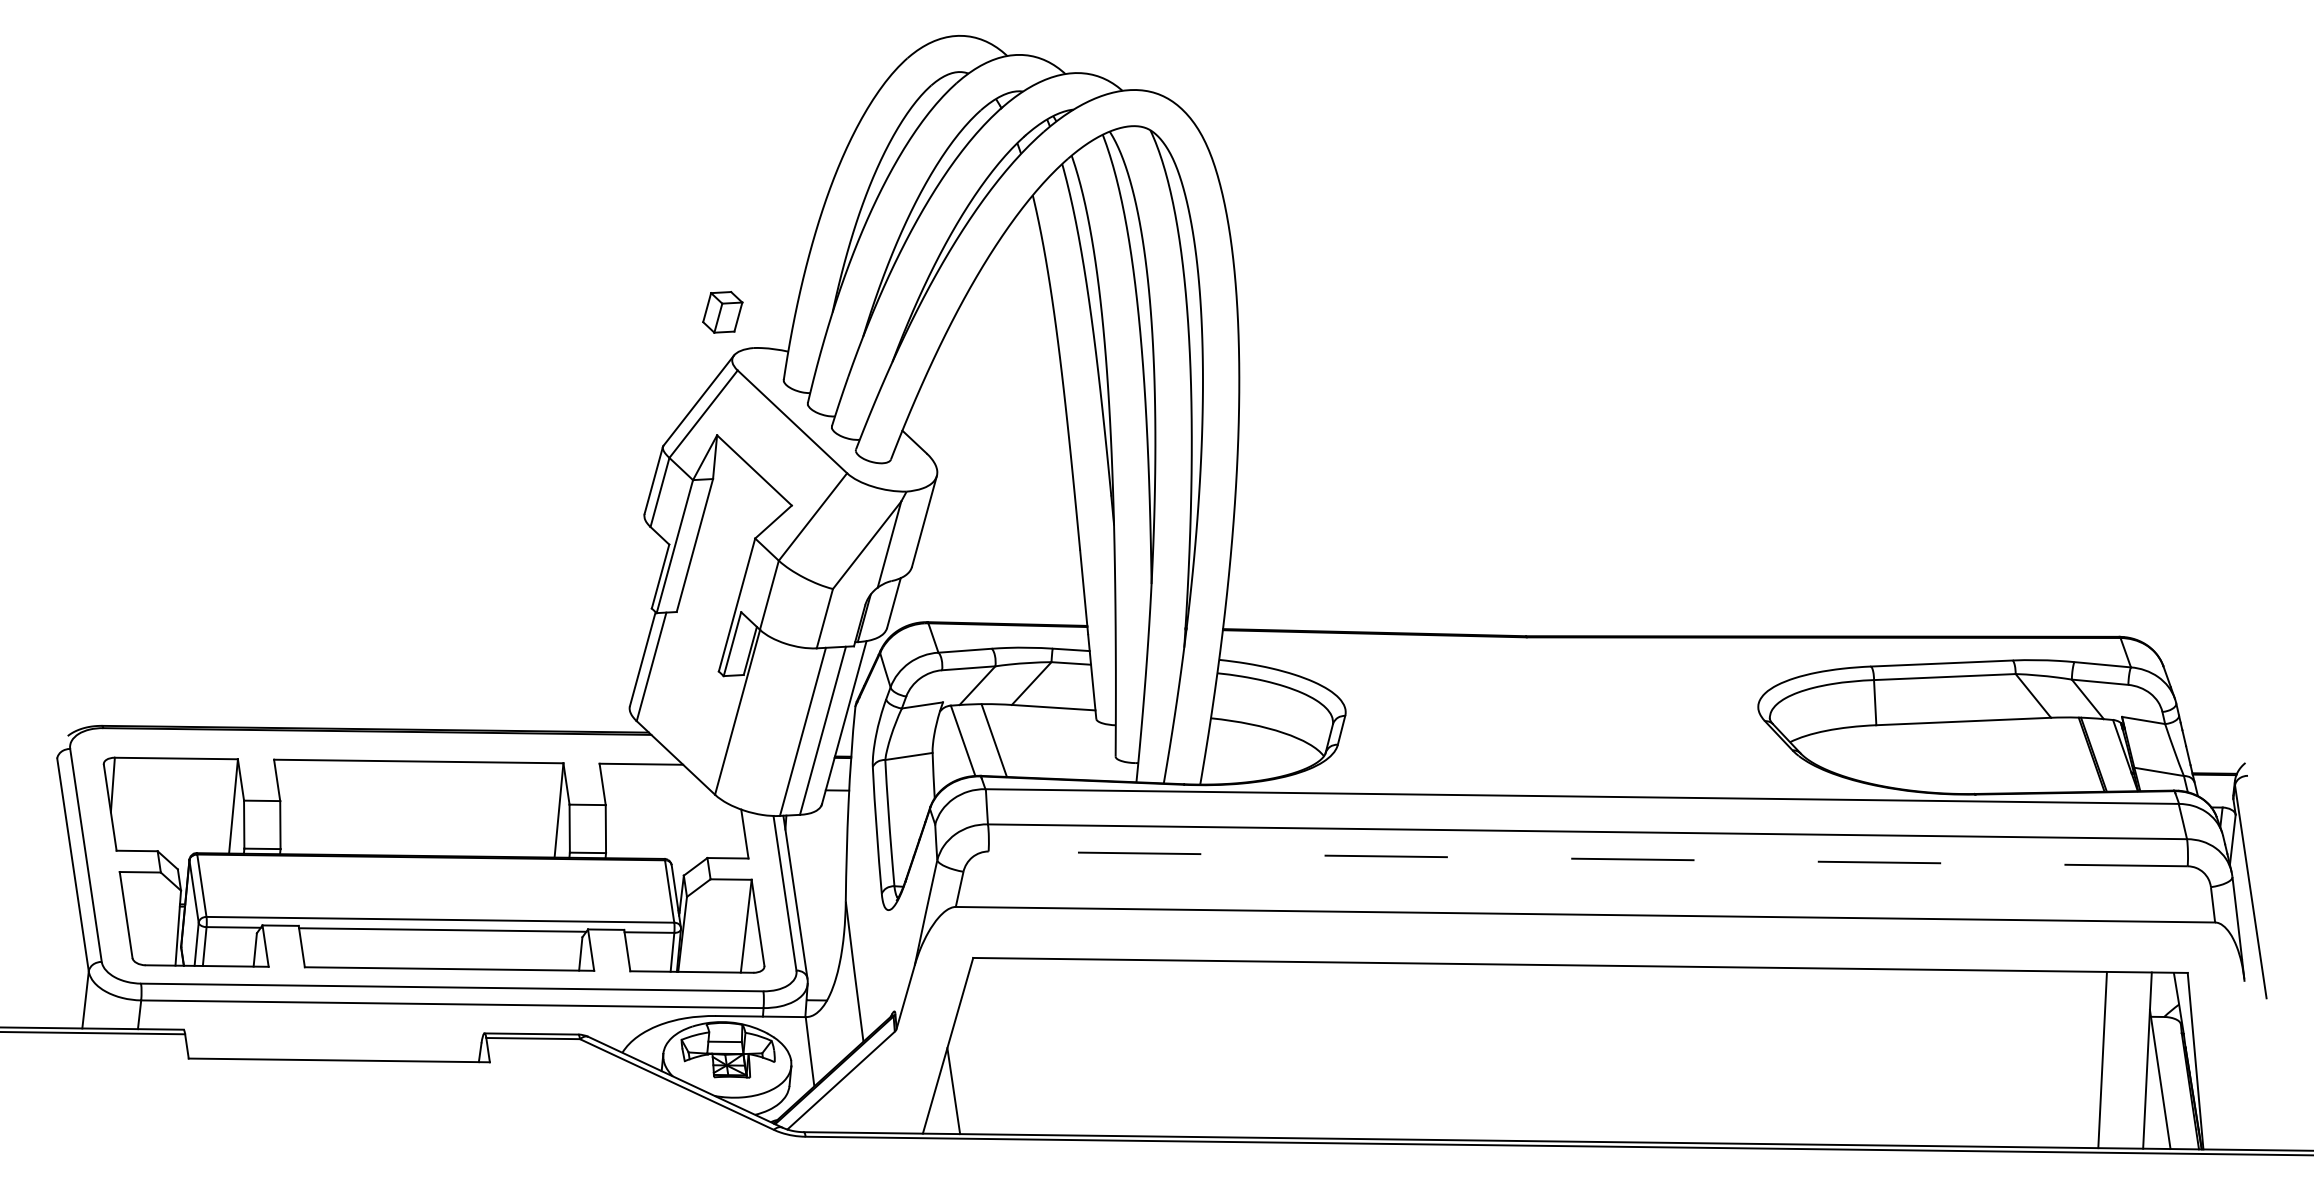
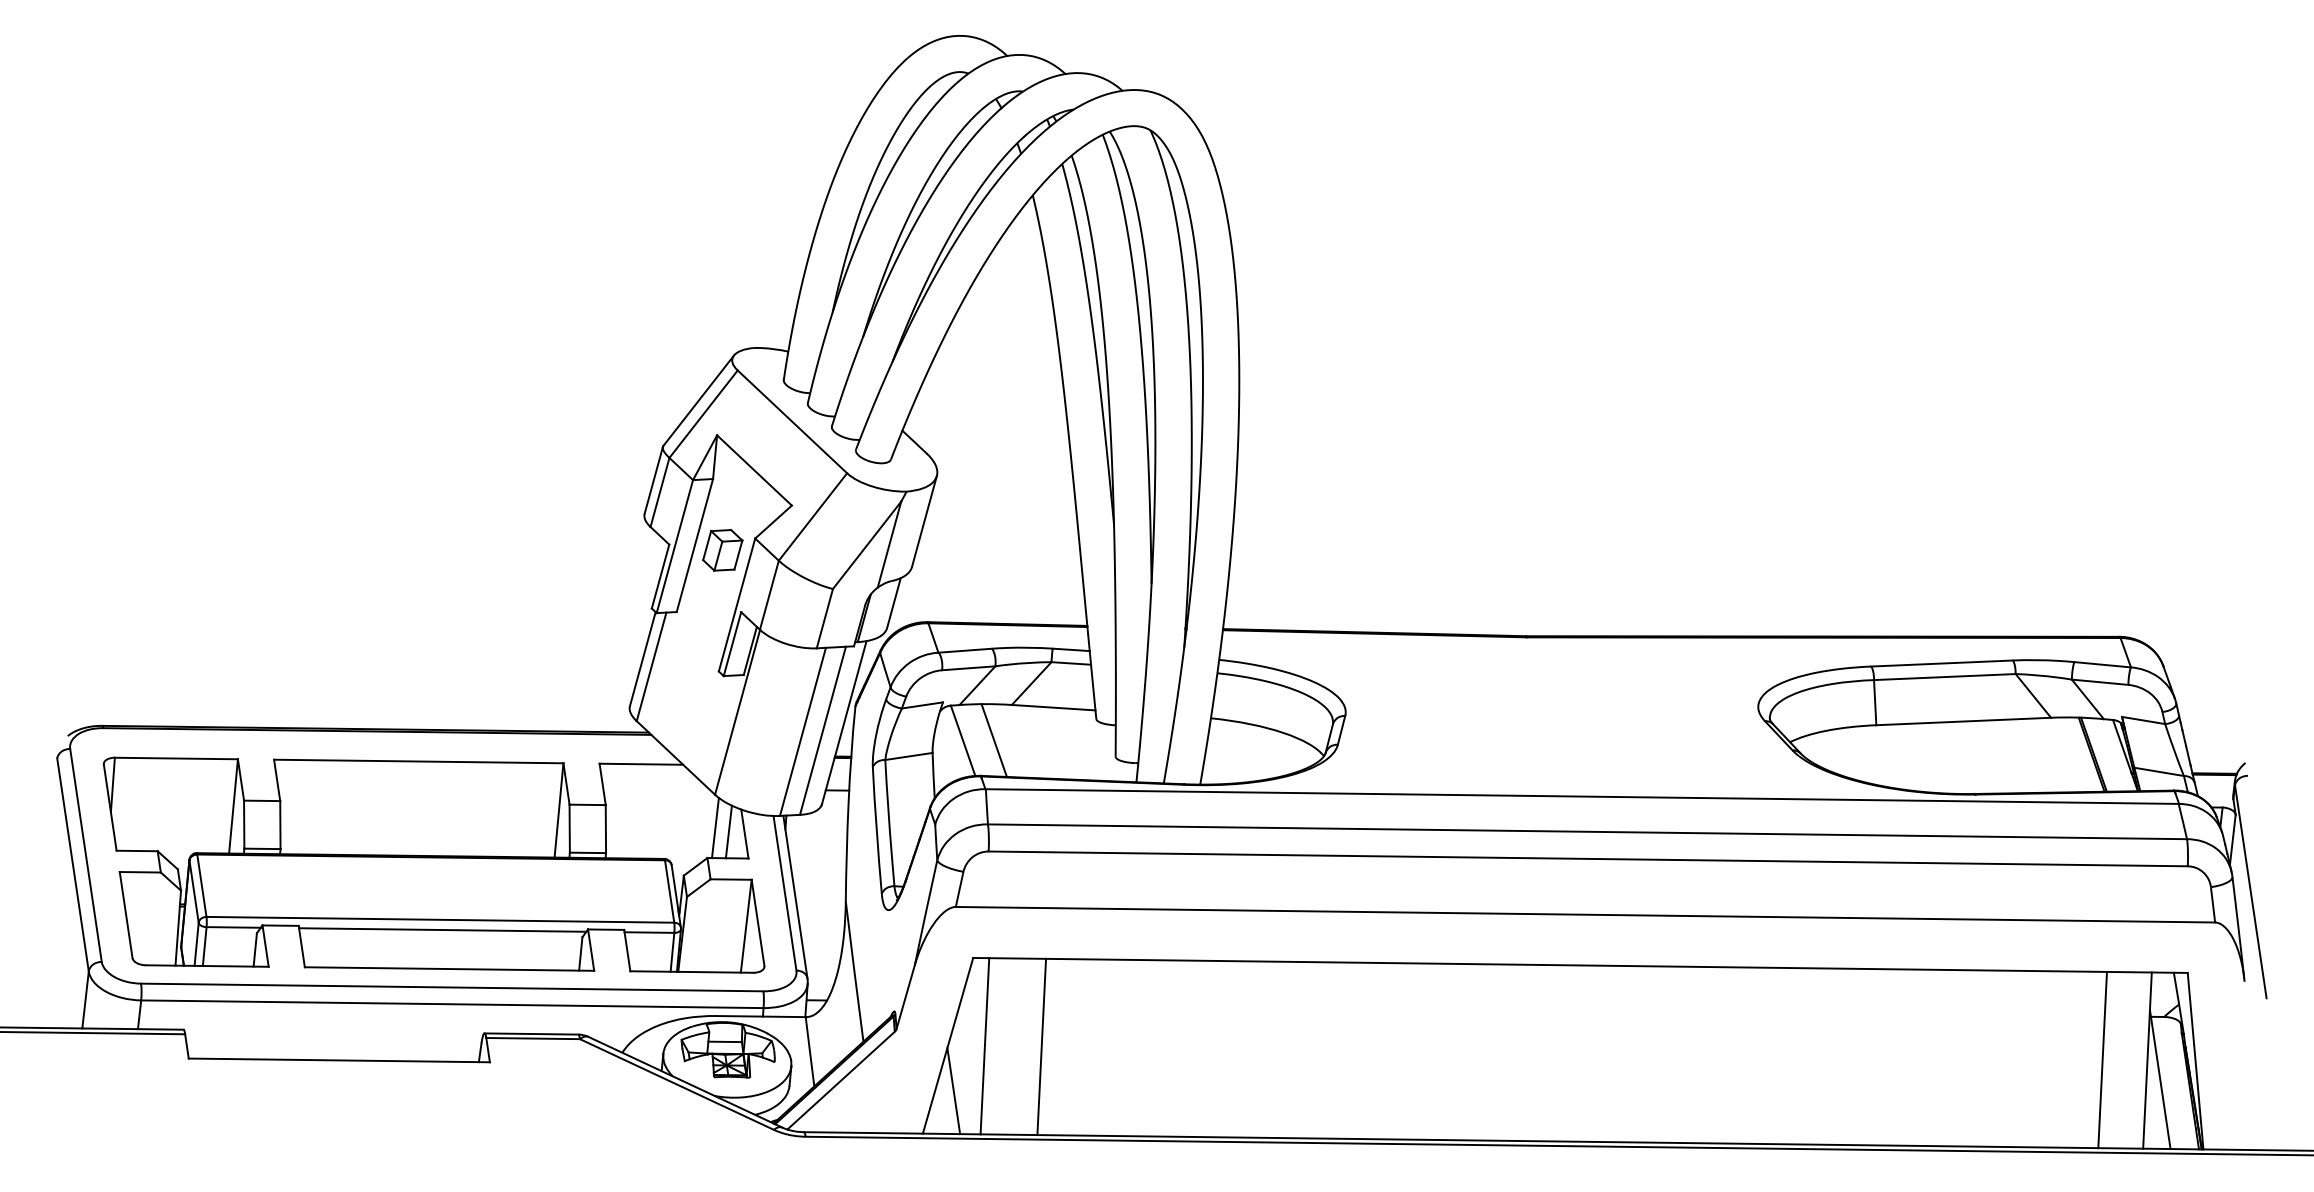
part position: (722, 312) -> (722, 550) (722, 550)
line: none -> present (714, 827)
line: none -> present (728, 831)
line: dashed -> solid (1588, 858)
line: none -> present (984, 1046)
line: none -> present (1041, 1046)
